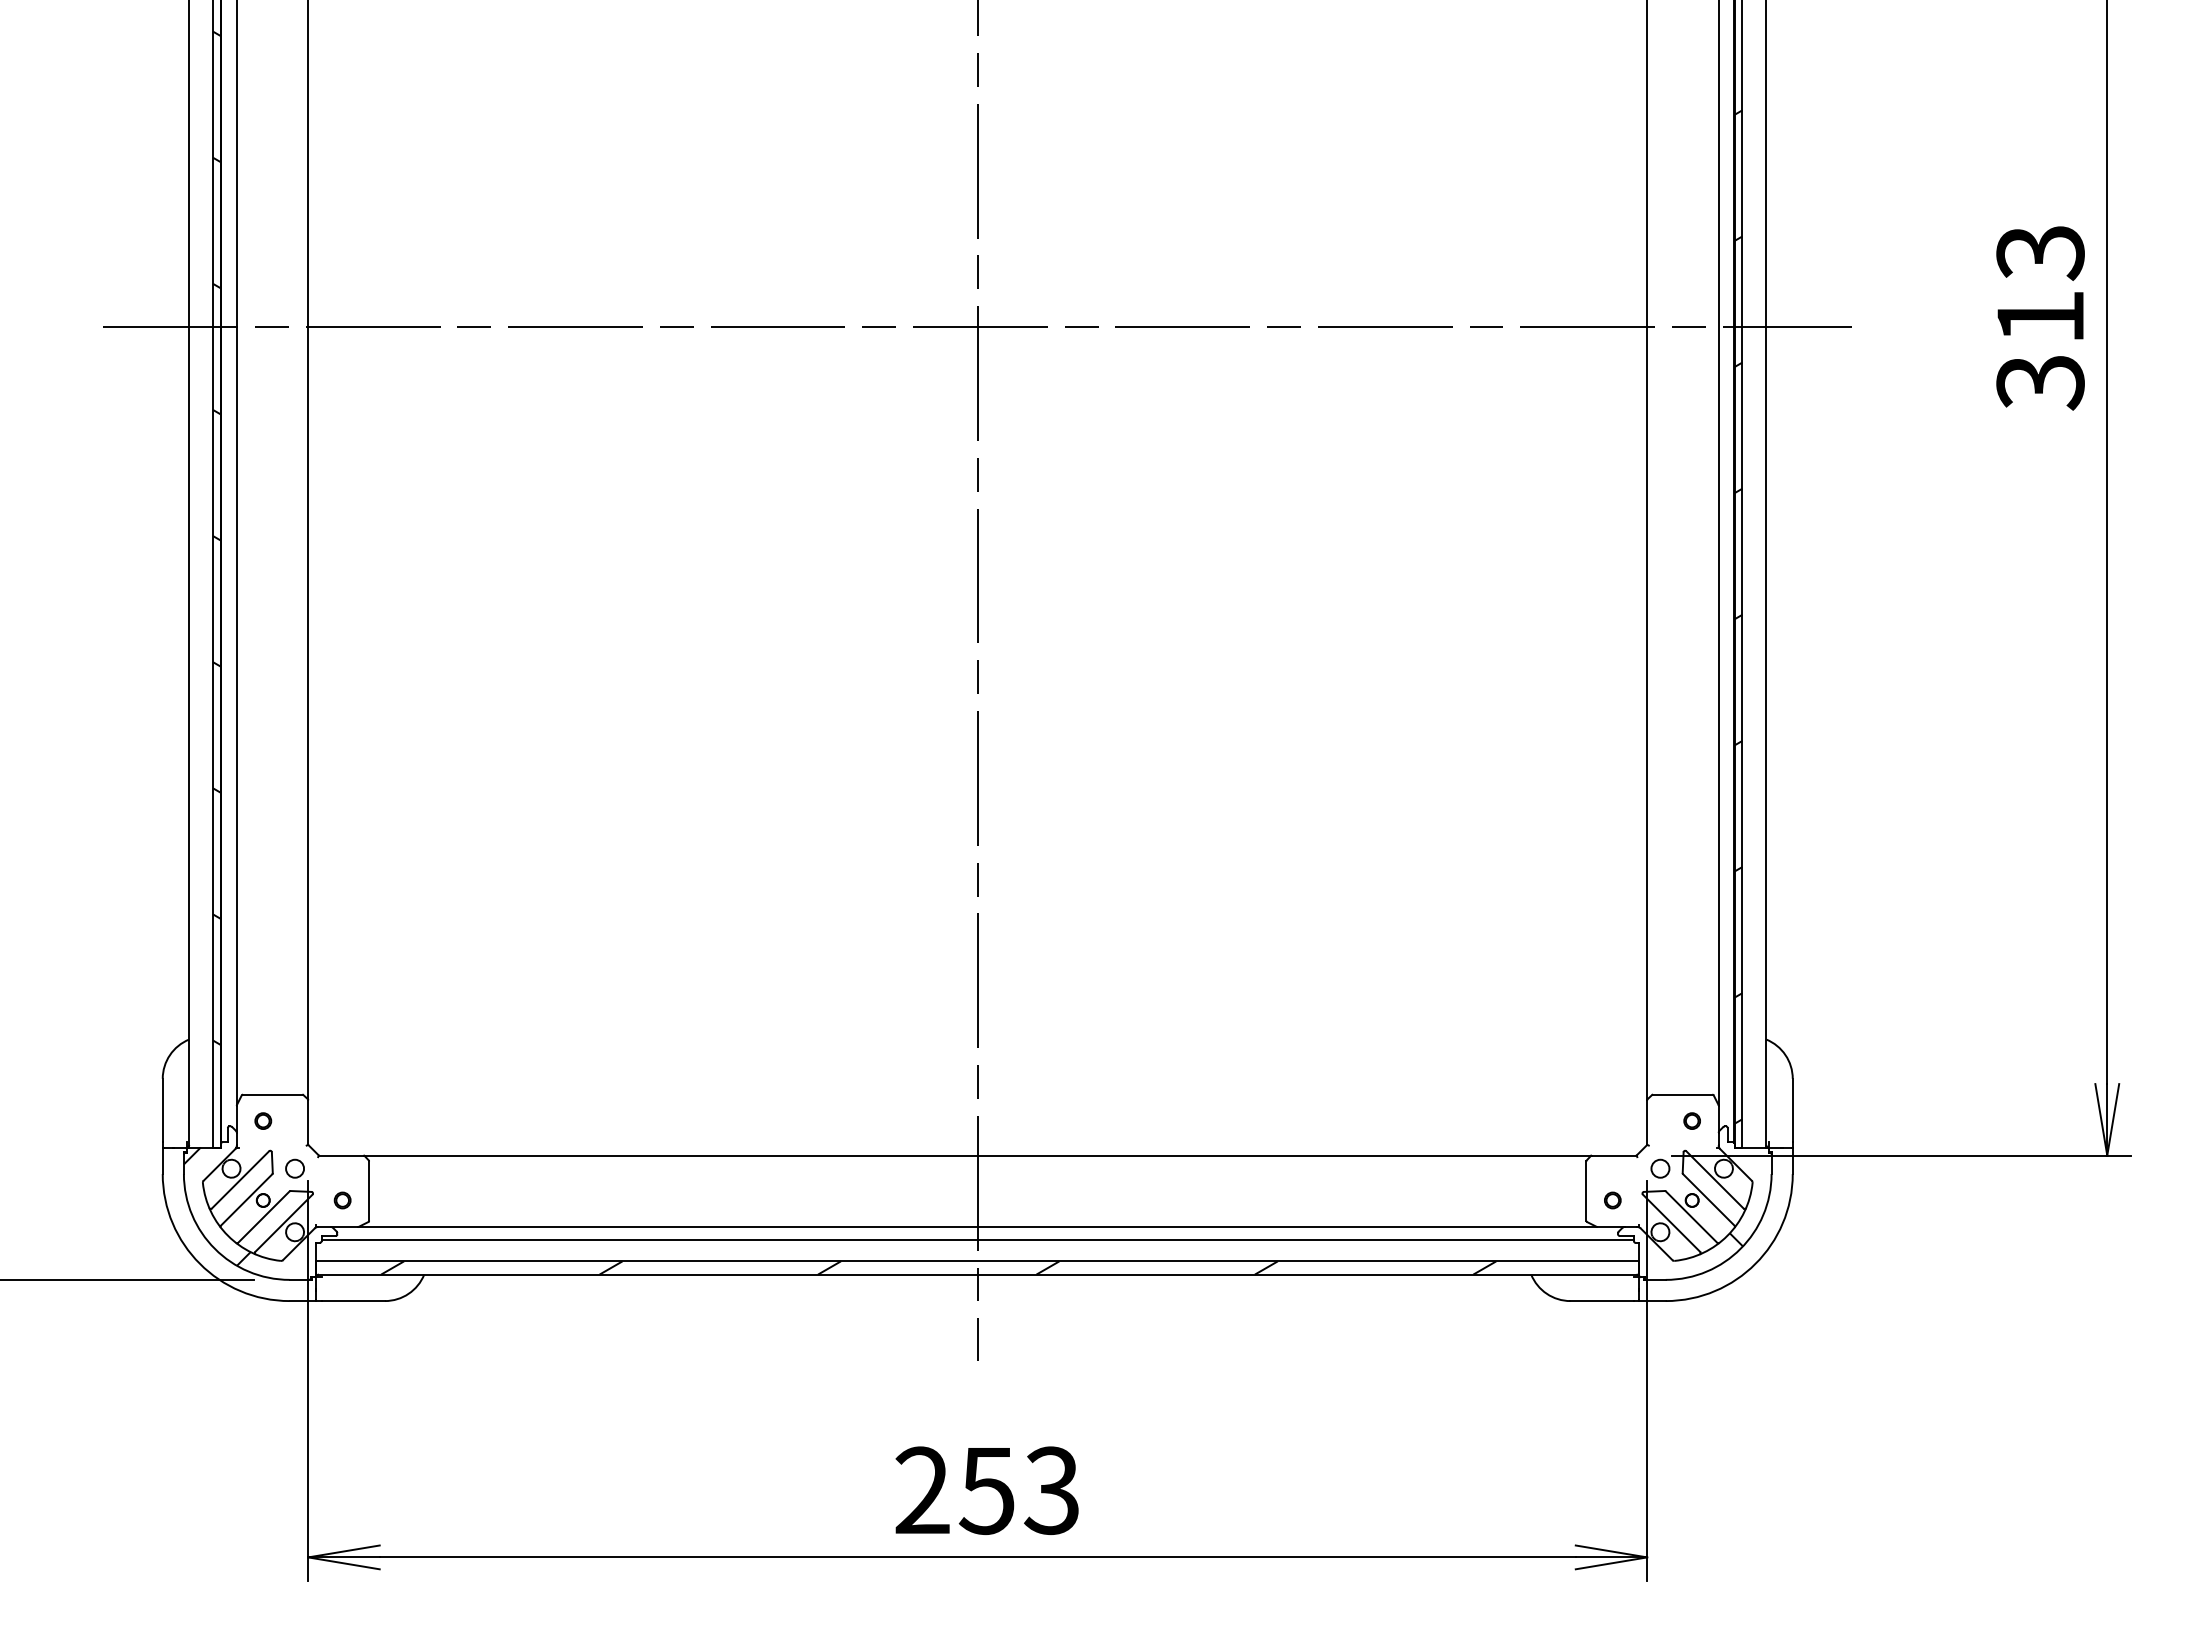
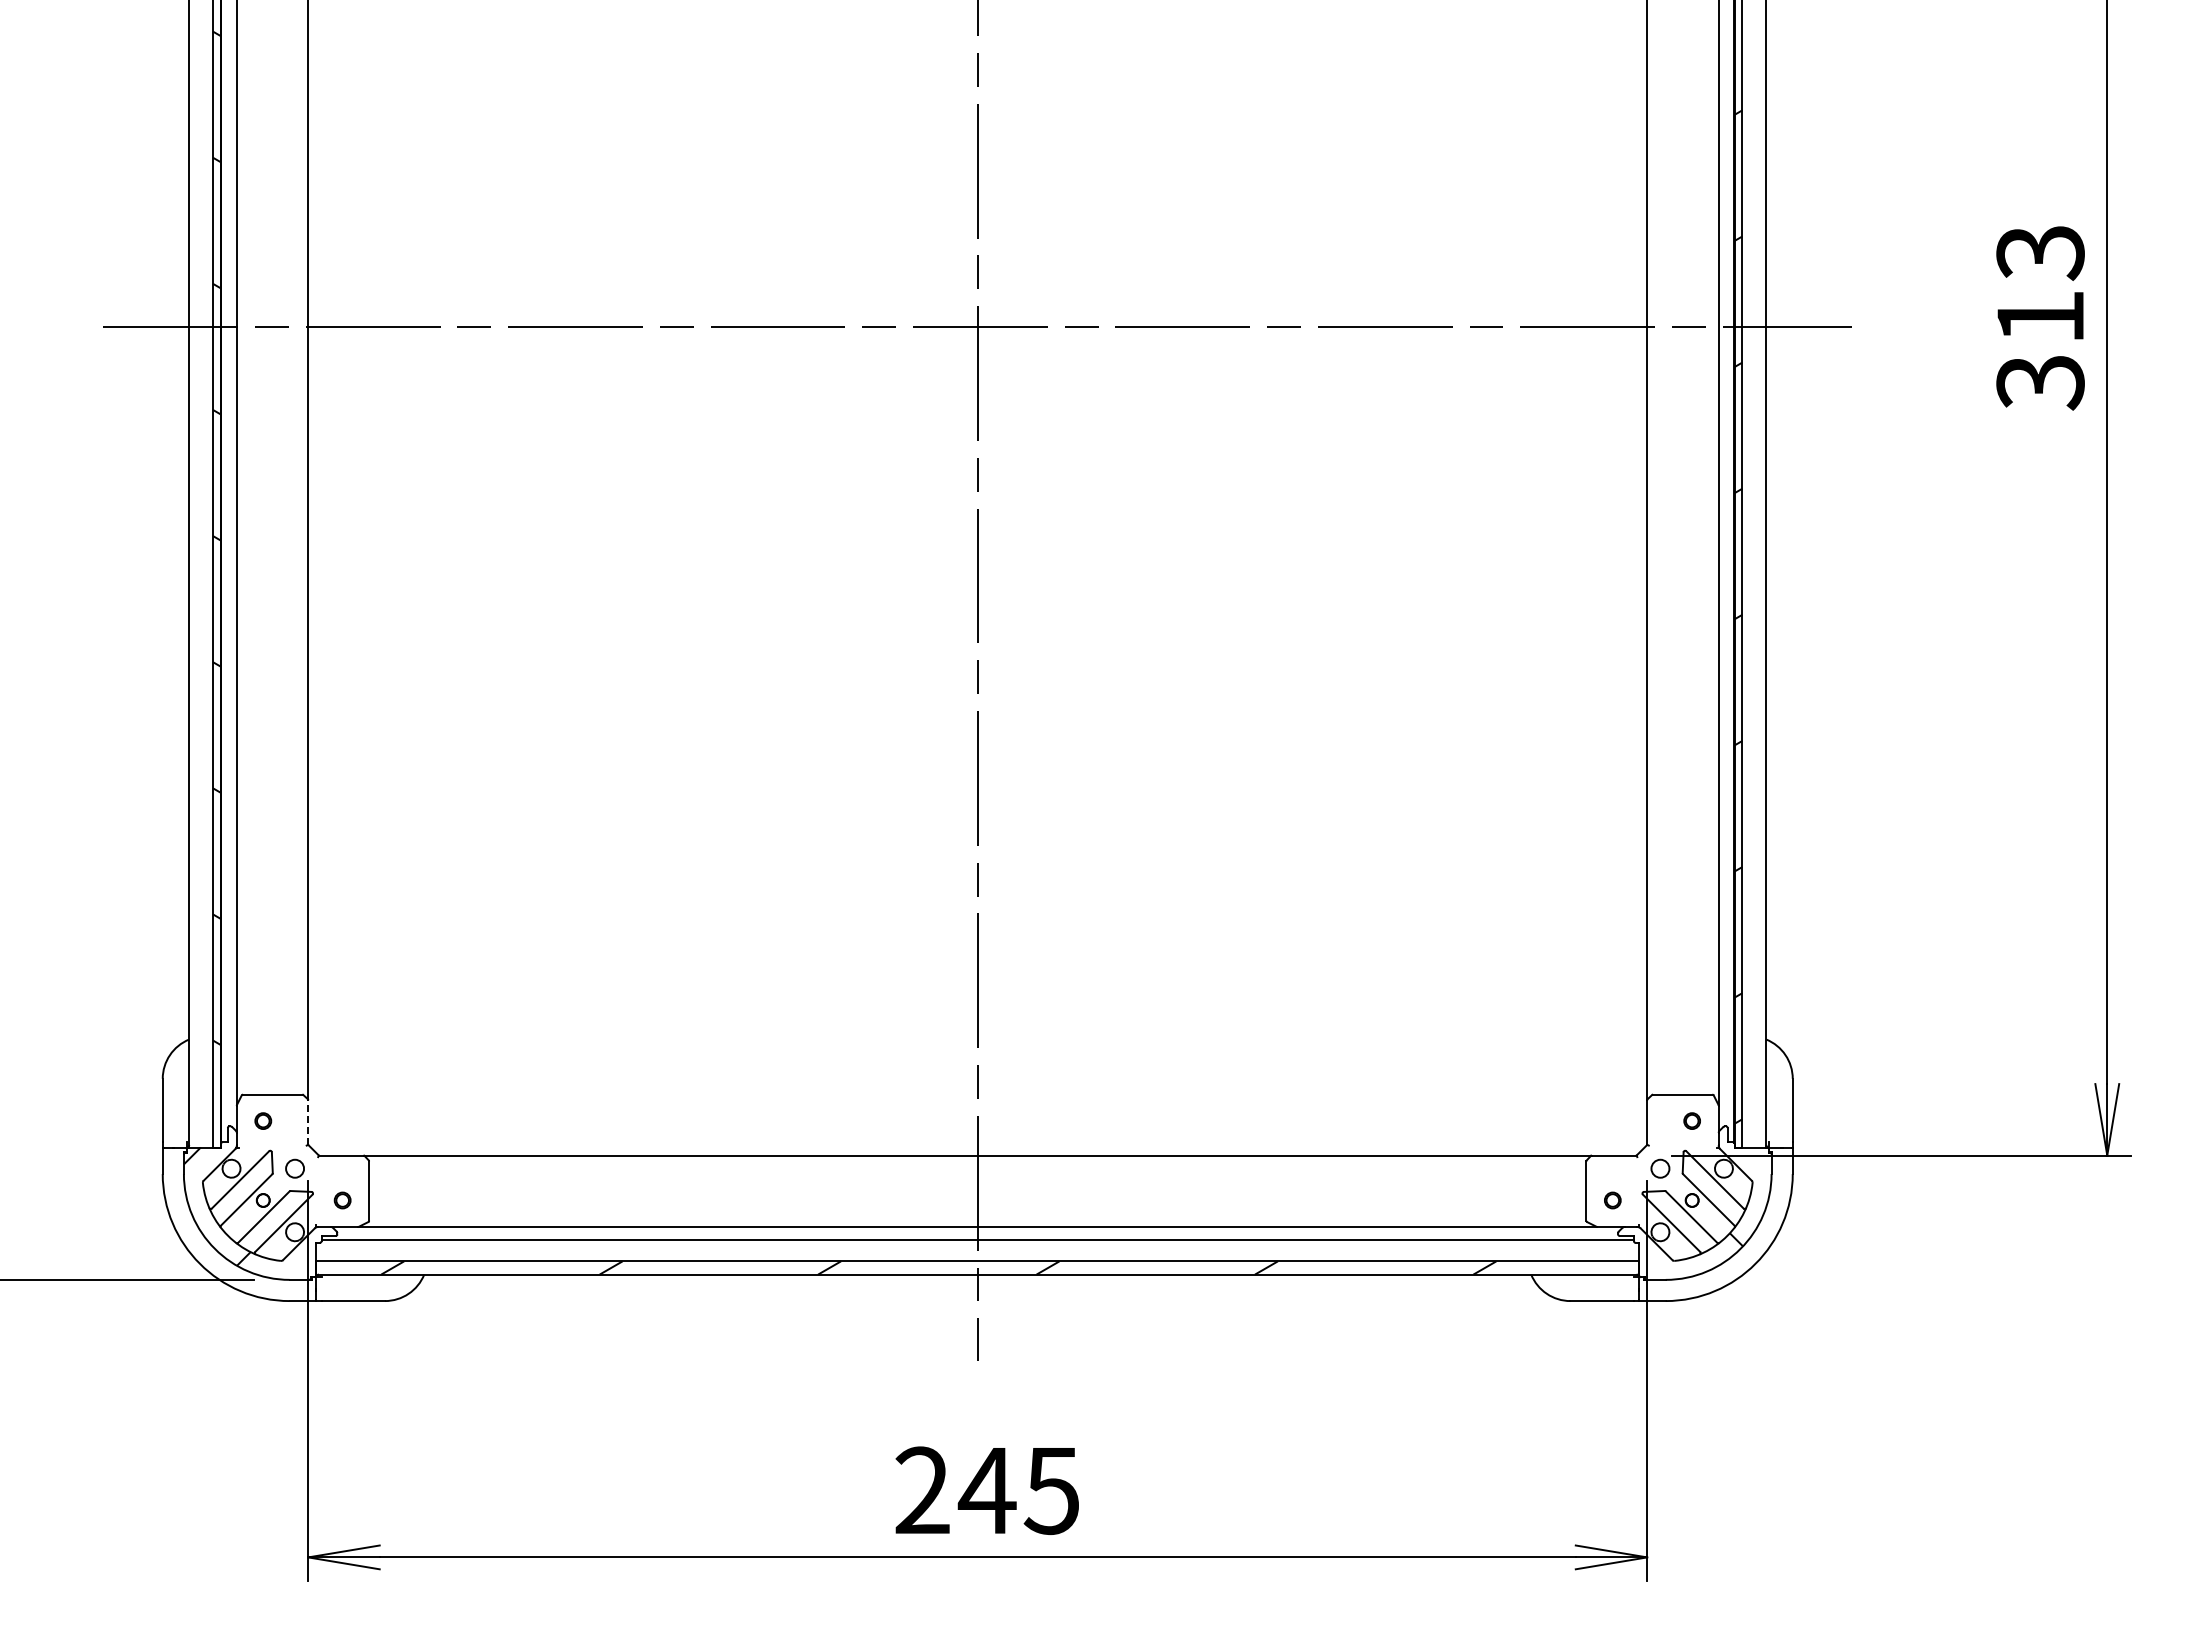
line: solid -> dashed (308, 1122)
text: 253 -> 245 (1017, 1490)
